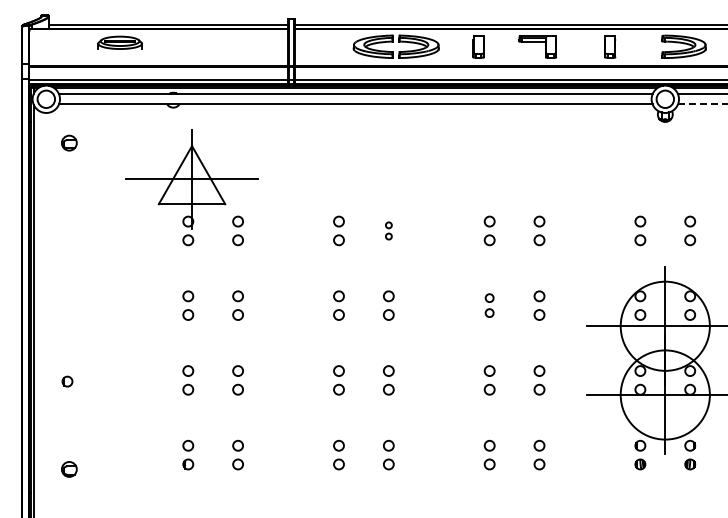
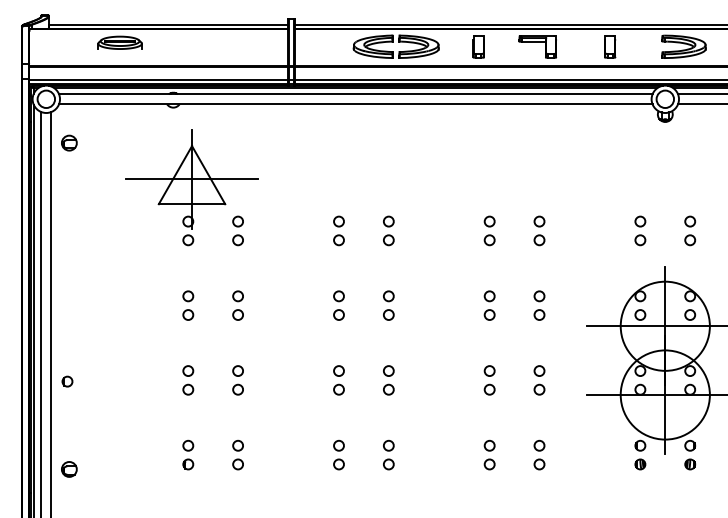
line: dashed -> solid (703, 104)
part size: 8x20 px -> 12x32 px (388, 230)
part size: 11x25 px -> 13x31 px (489, 305)
line: none -> present (41, 313)
line: none -> present (51, 313)
